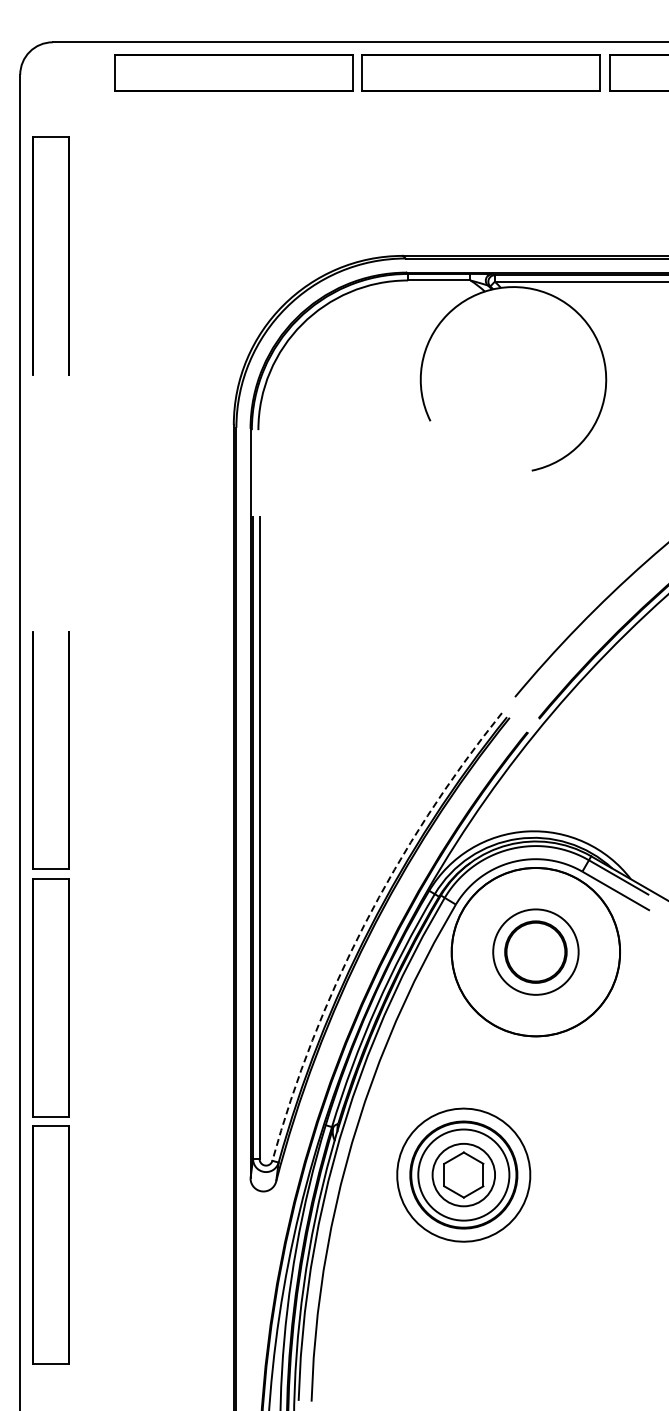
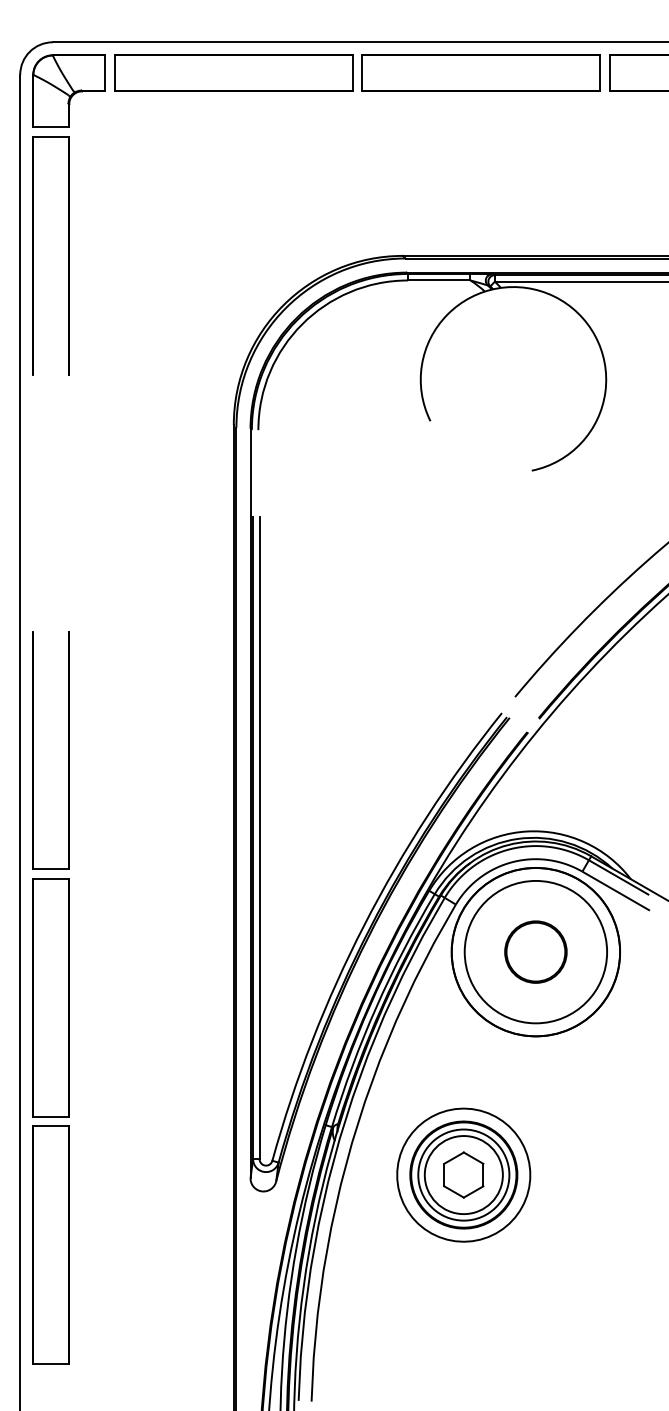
part: none -> present (68, 90)
arc: dashed -> solid (364, 925)
circle diameter: 85 px -> 142 px (535, 951)
circle diameter: 62 px -> 78 px (463, 1175)
